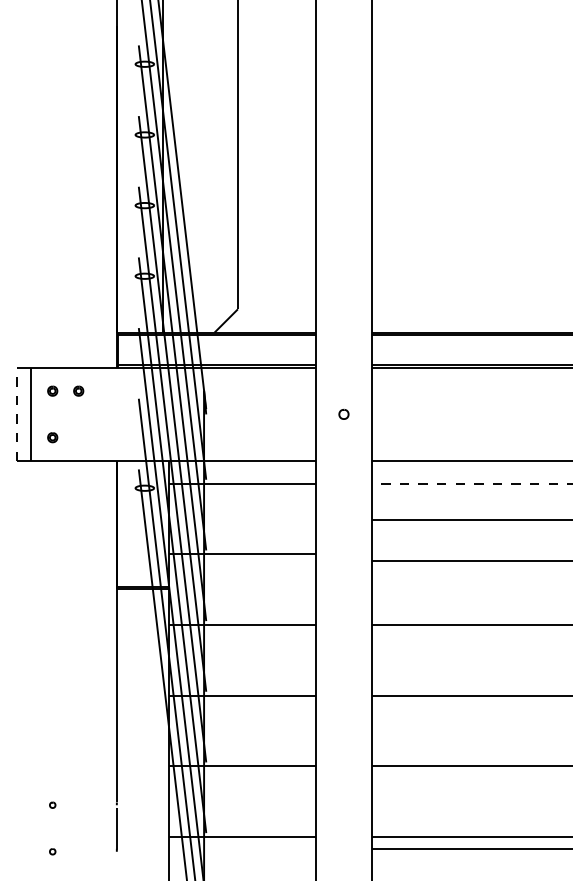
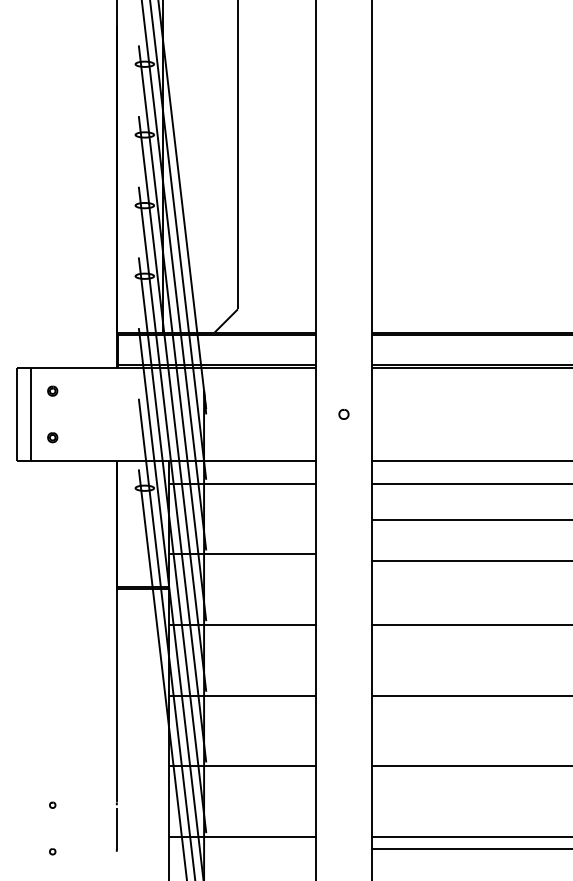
part: present -> none (78, 390)
line: dashed -> solid (17, 414)
line: dashed -> solid (471, 483)
